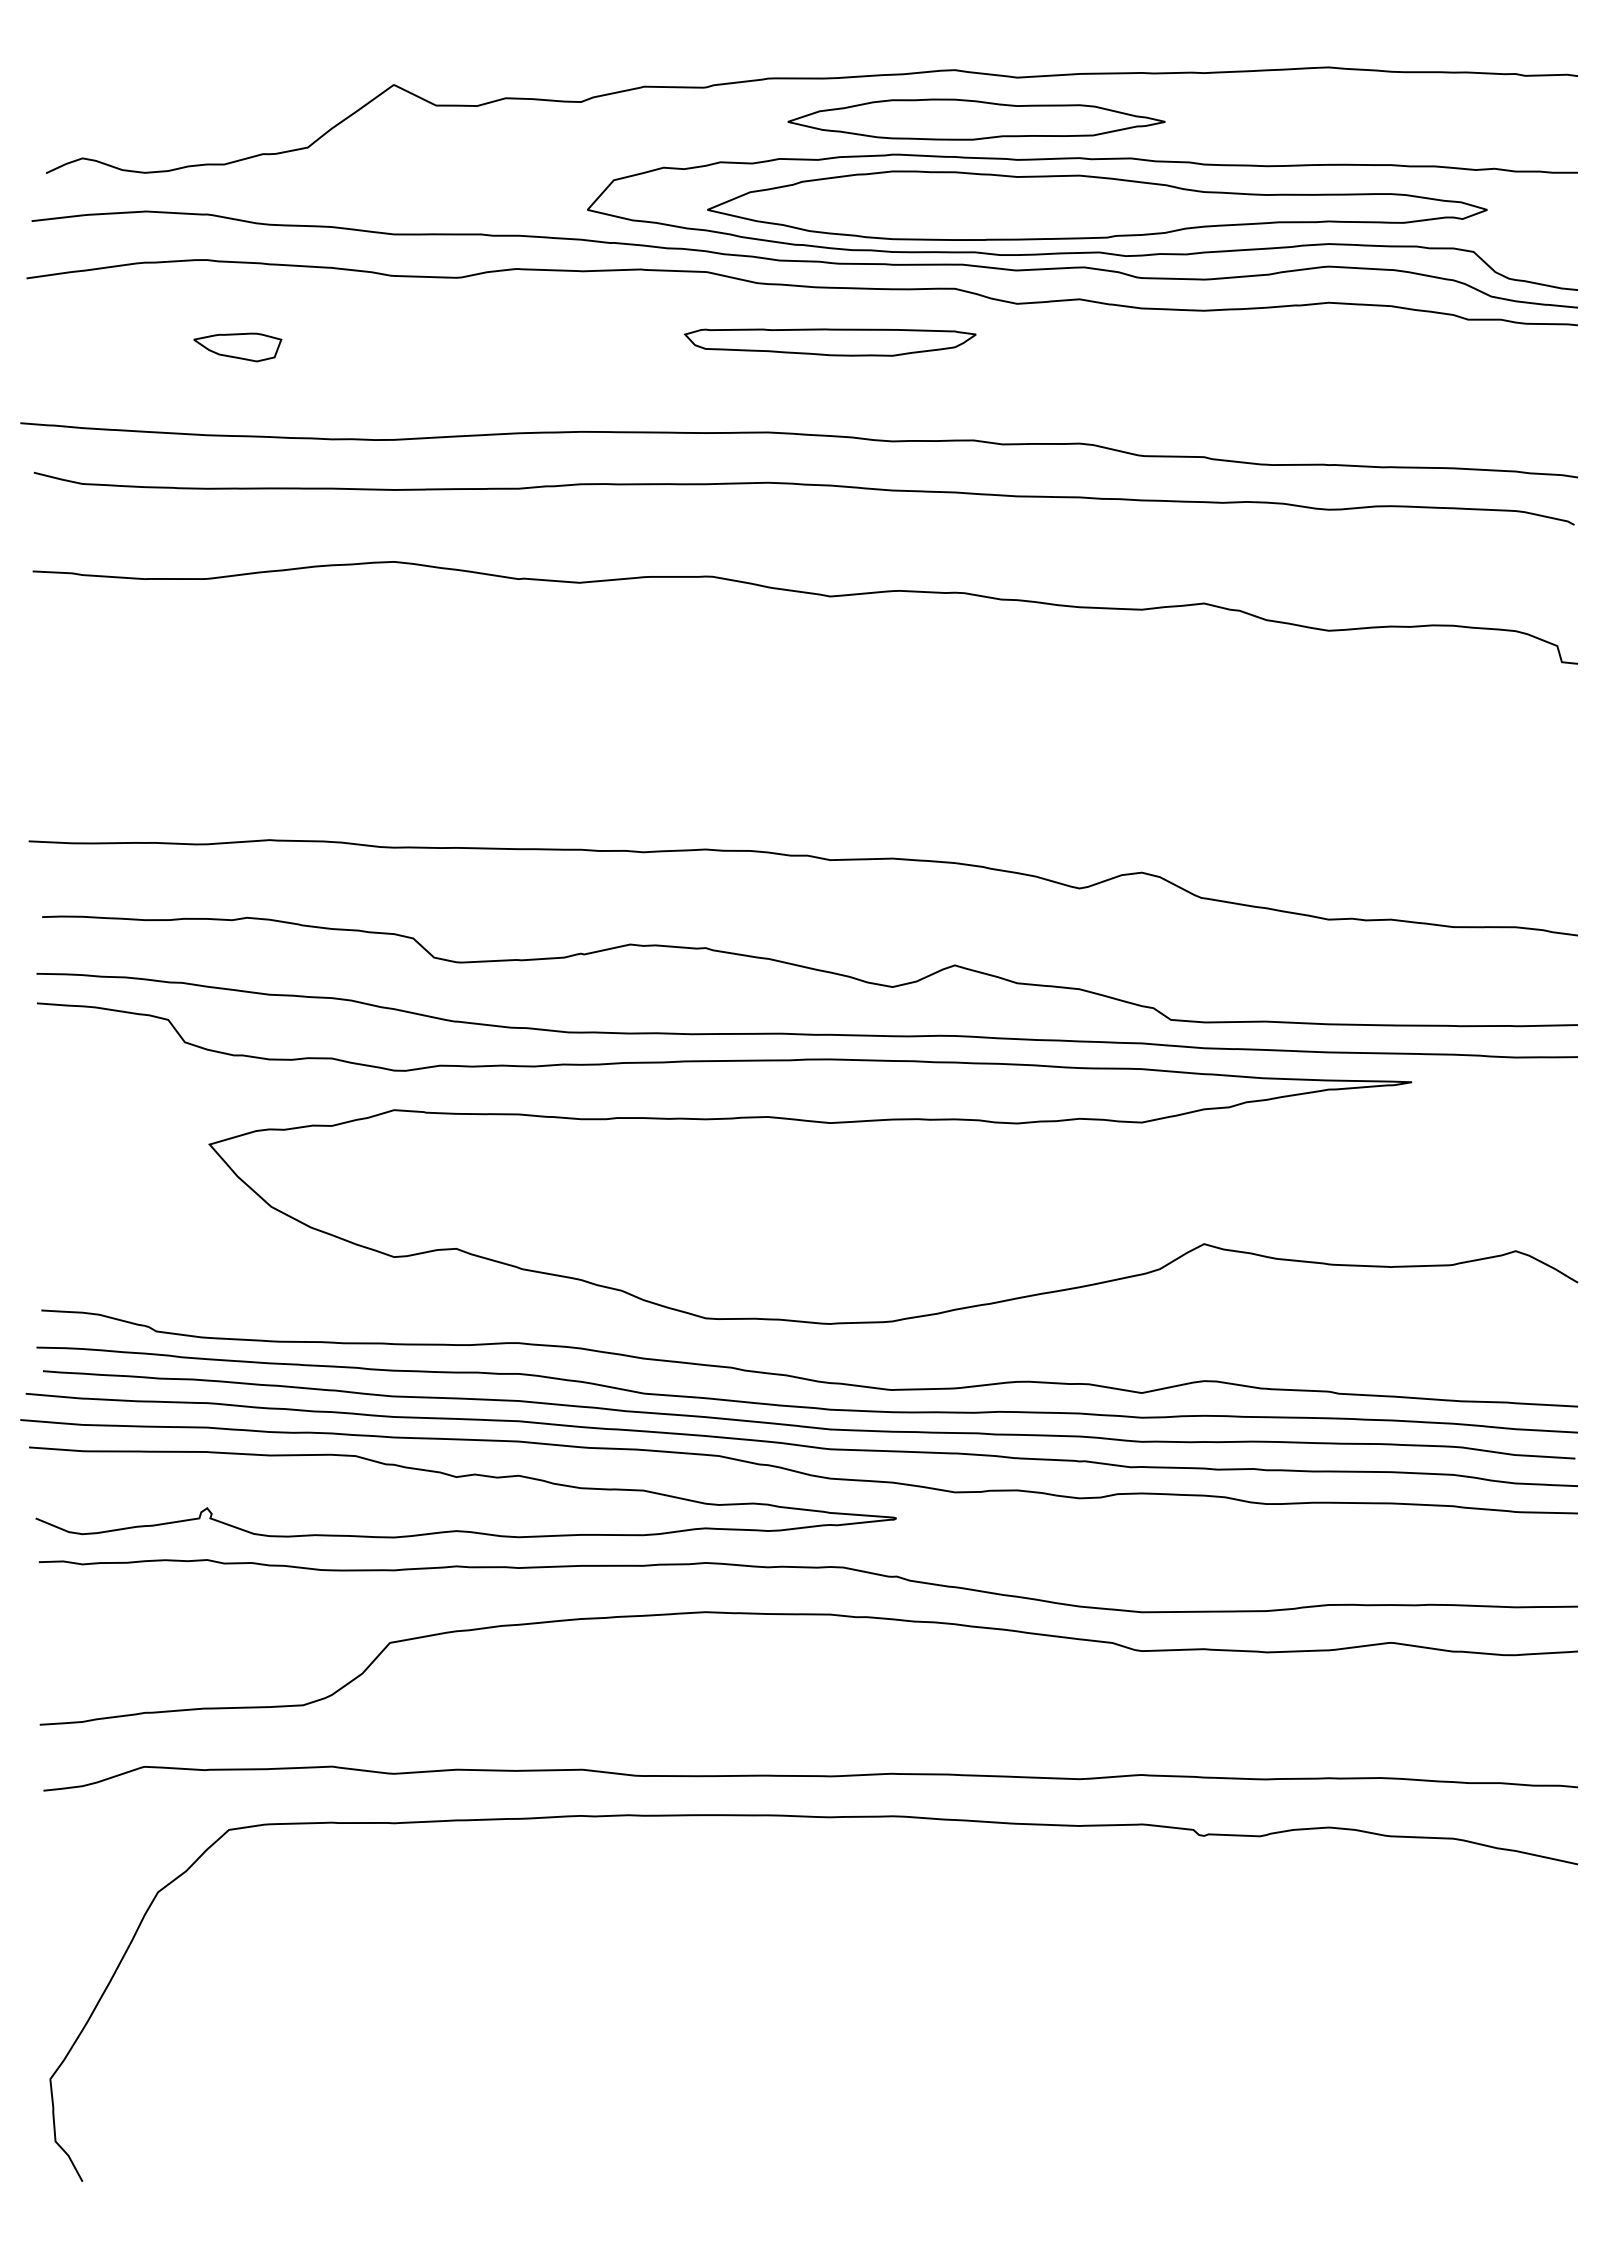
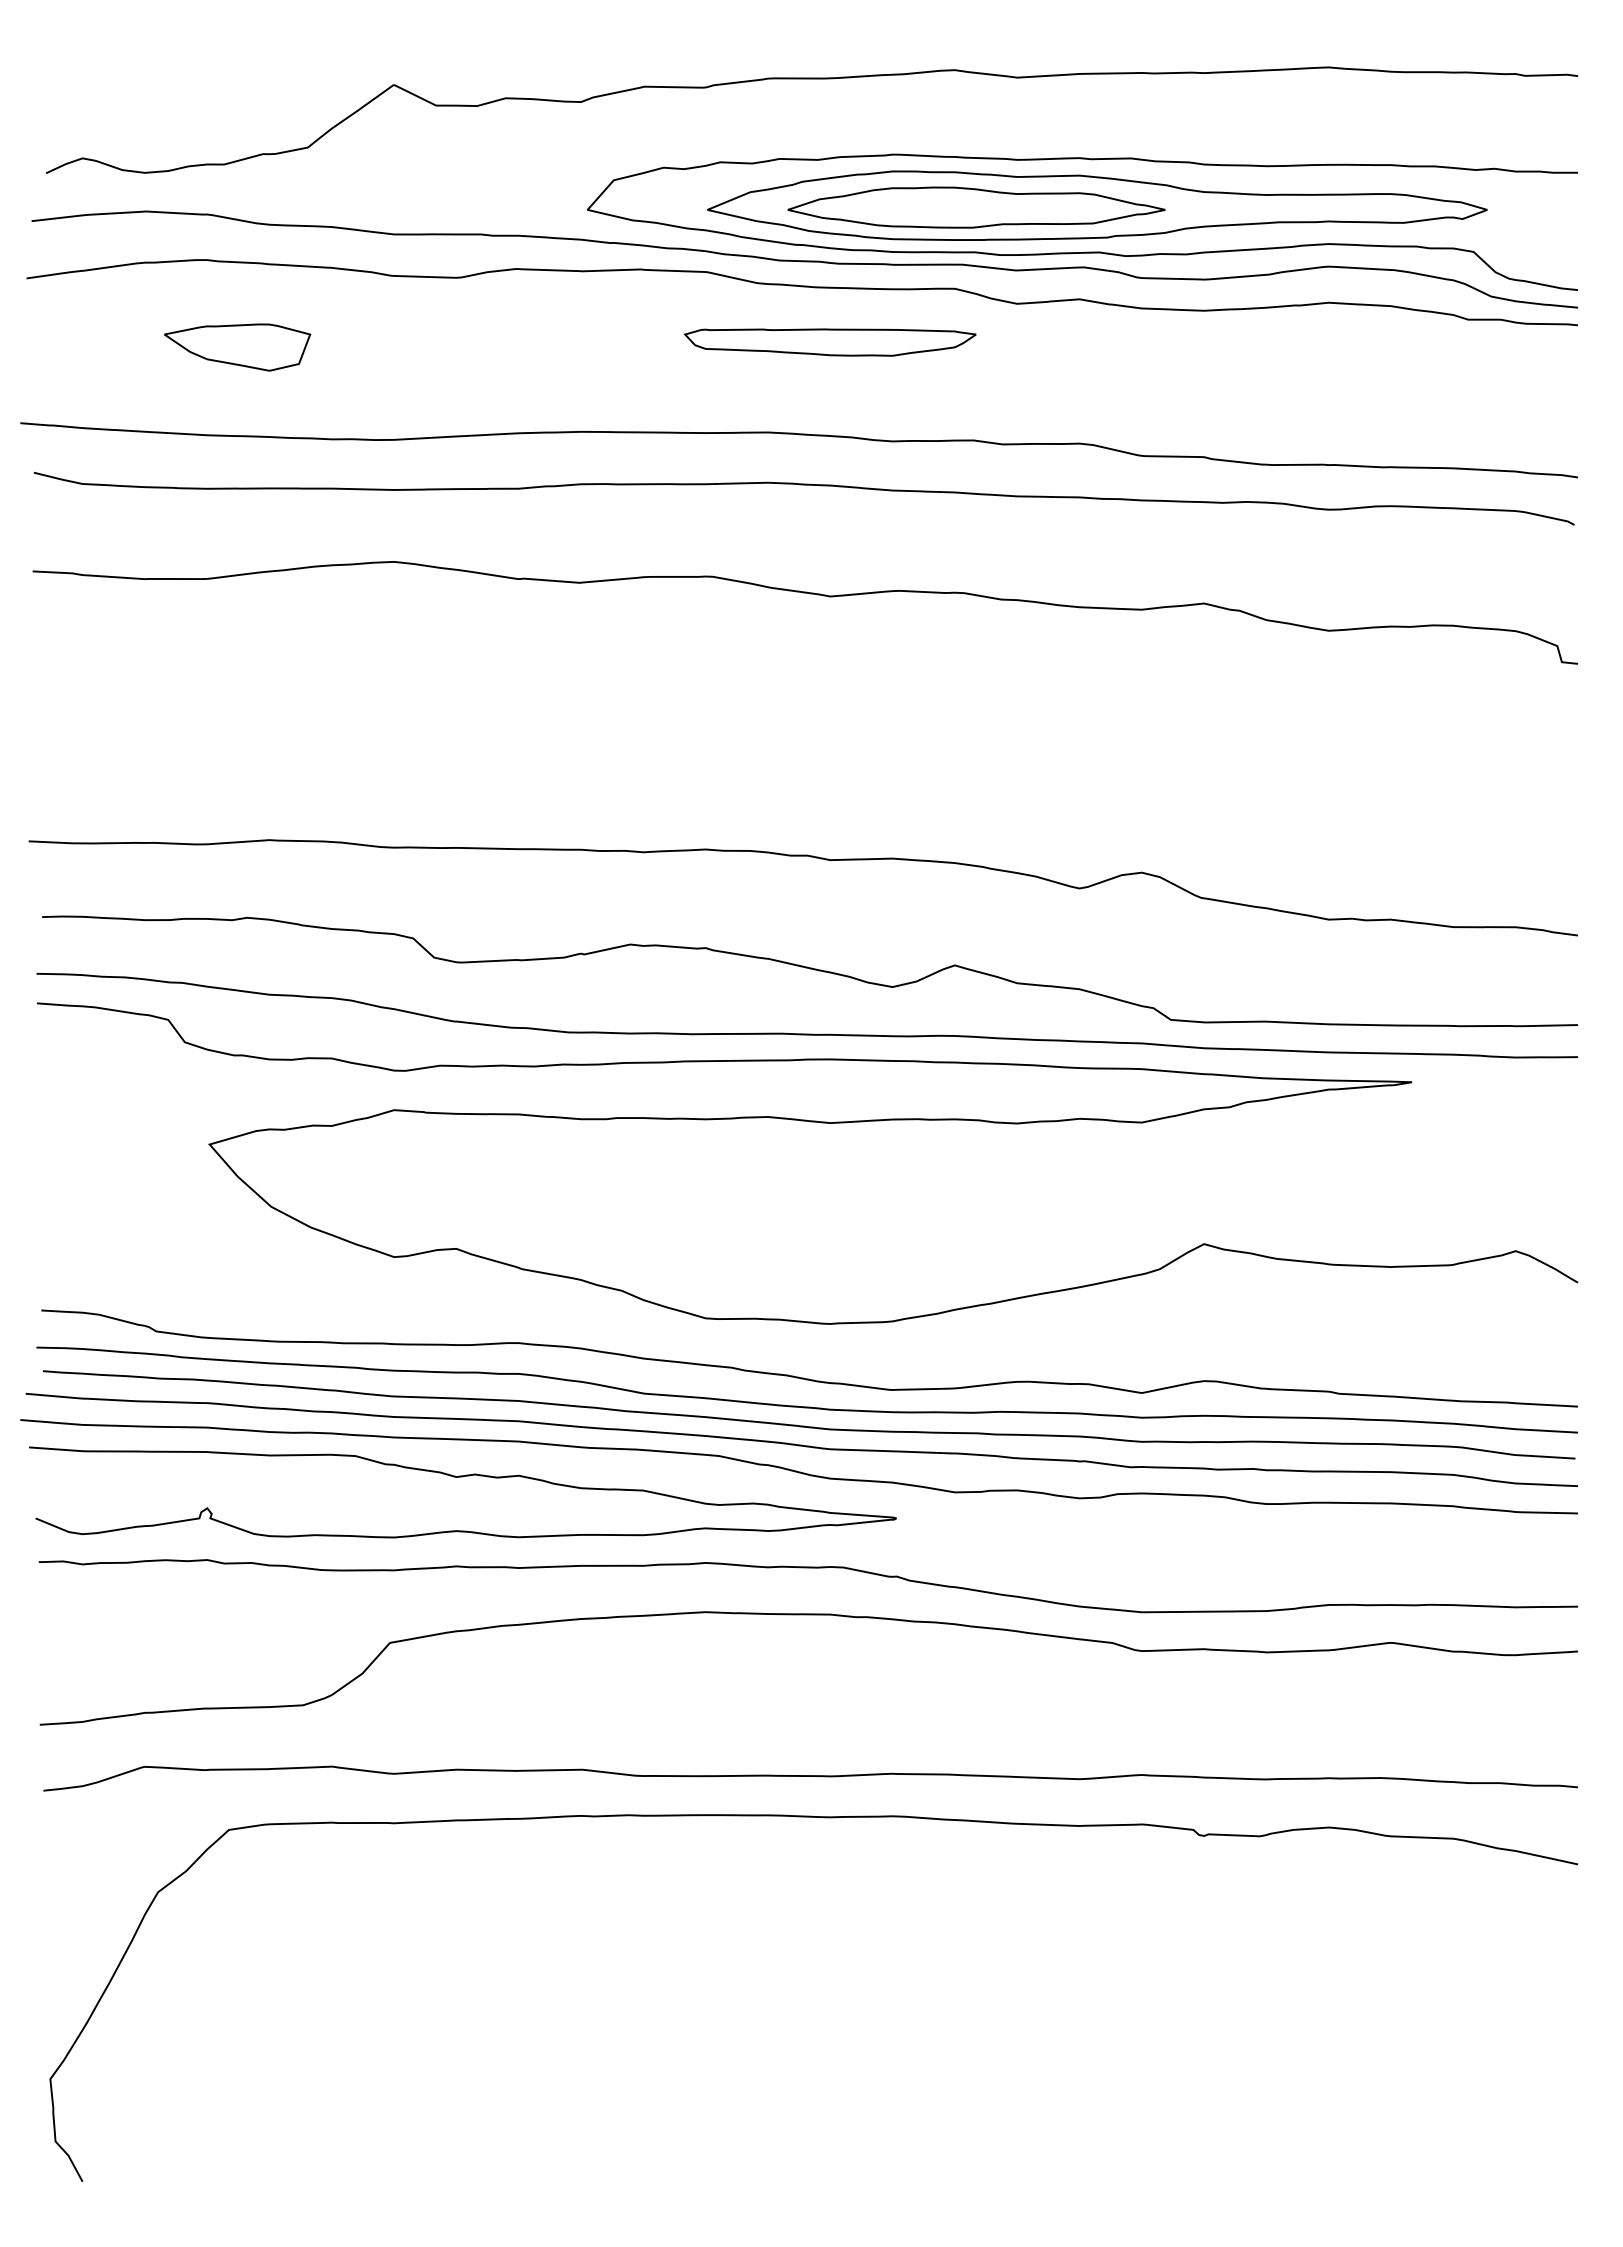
part position: (976, 119) -> (976, 207) (976, 207)
part size: 90x31 px -> 148x49 px (237, 347)
